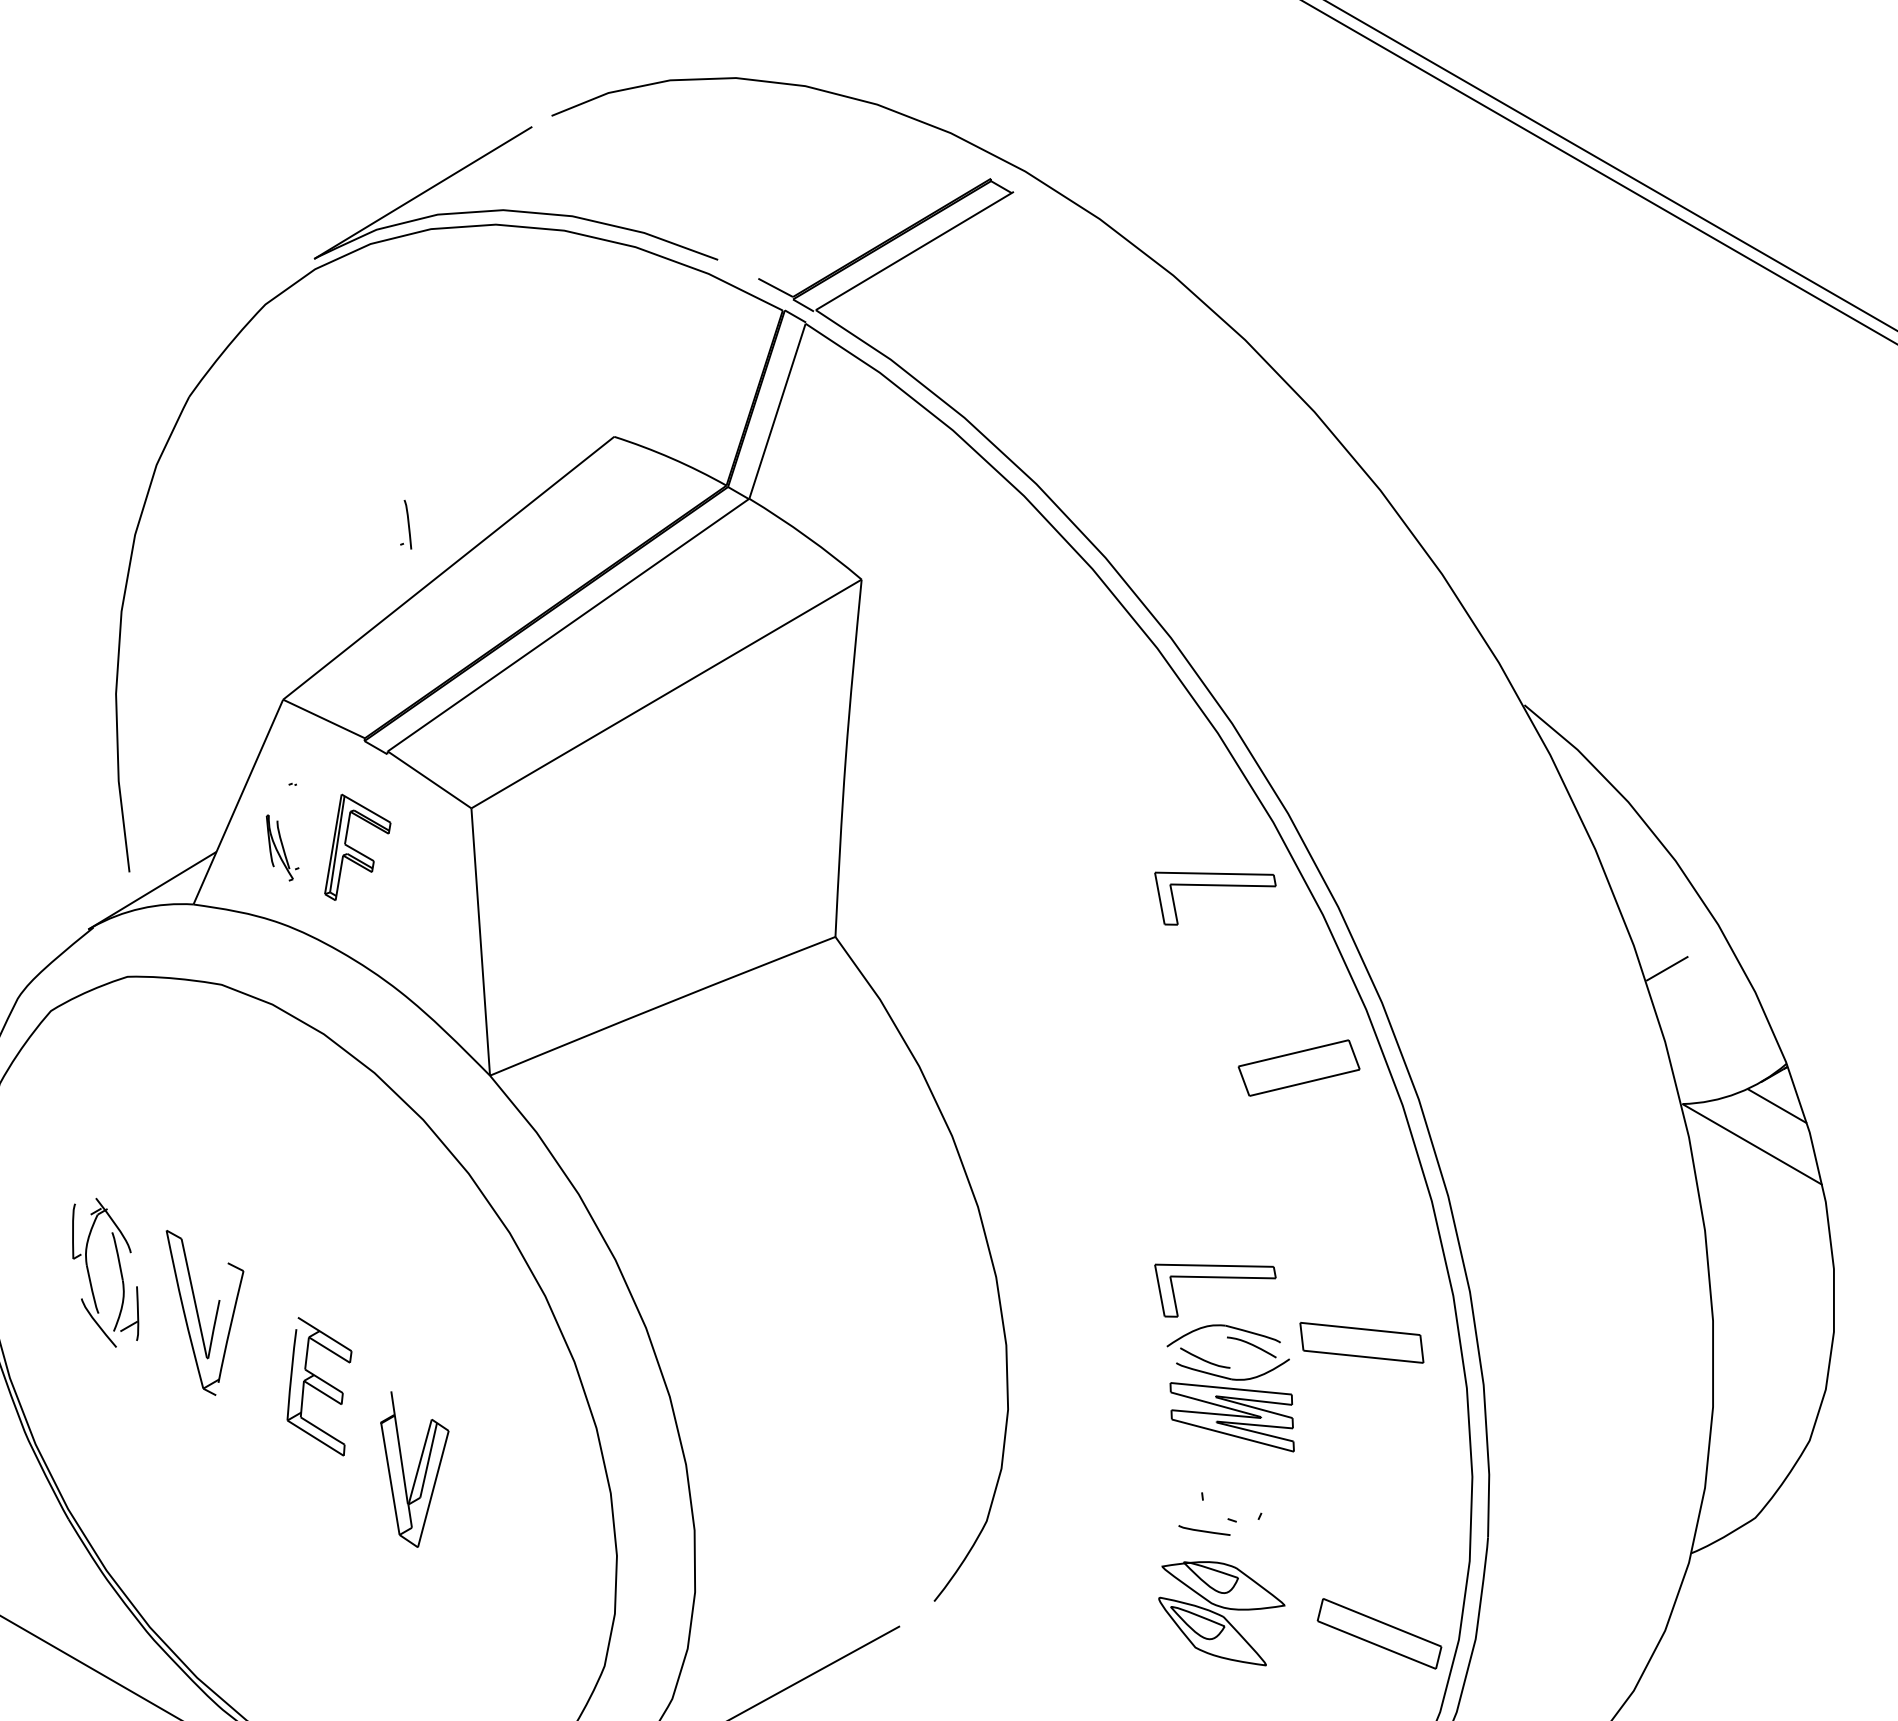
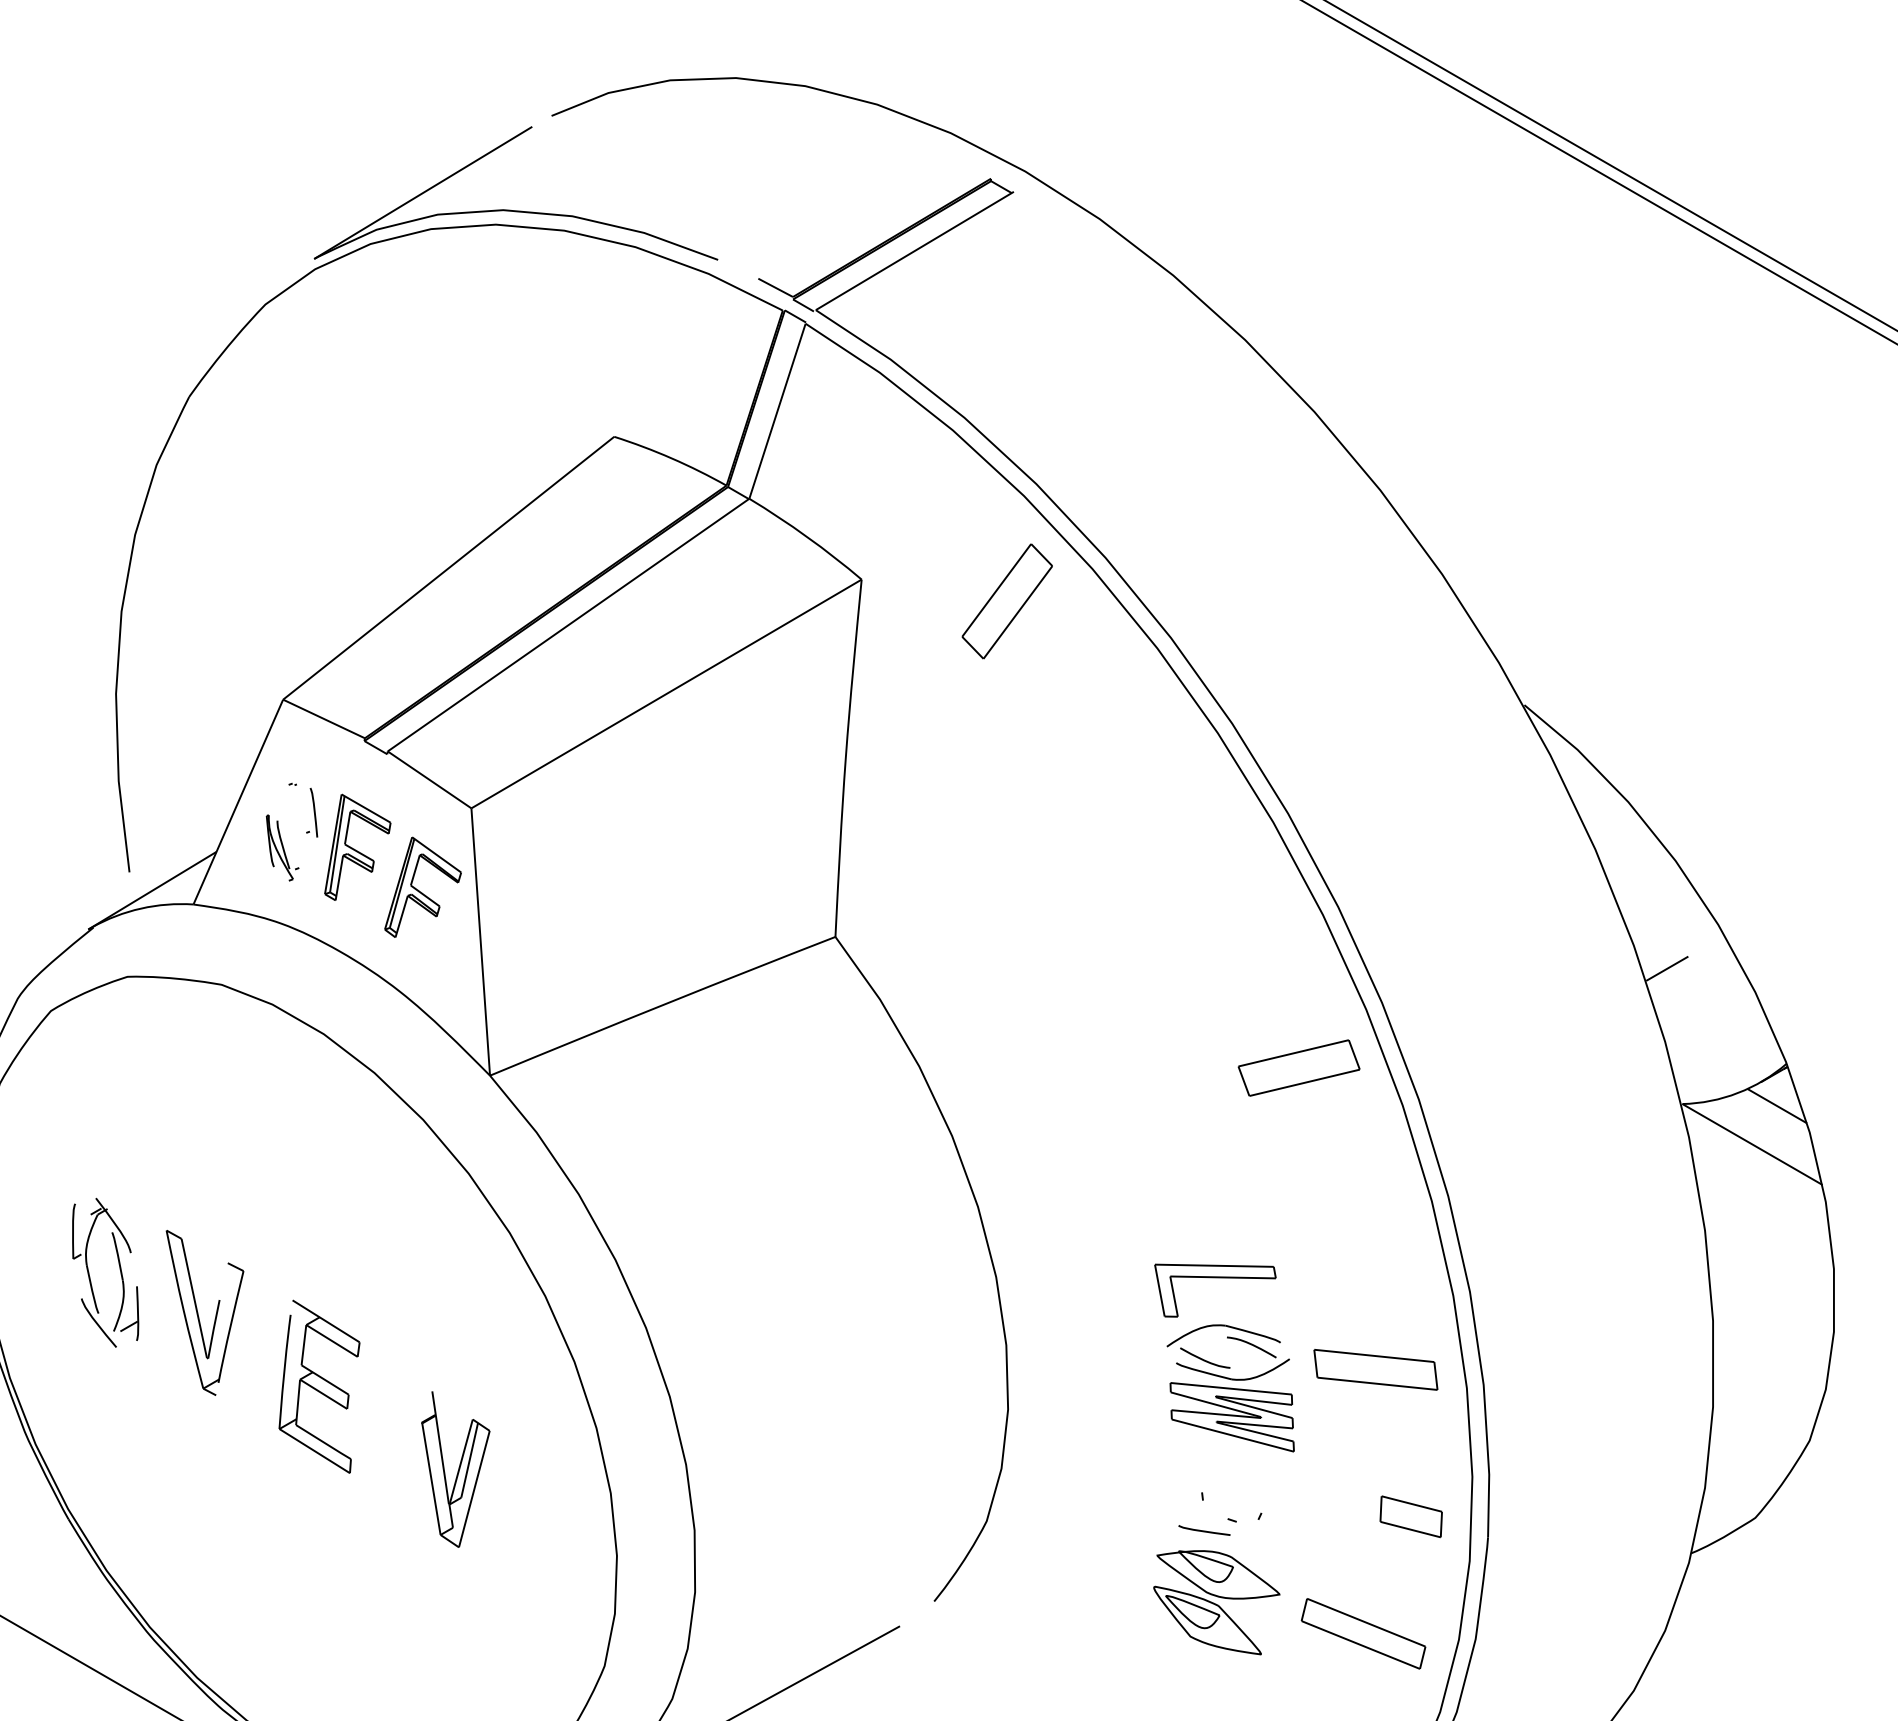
part position: (406, 524) -> (312, 812) (312, 812)
part: none -> present (1006, 601)
part: none -> present (422, 886)
part: present -> none (1215, 886)
part position: (1361, 1342) -> (1375, 1369) (1375, 1369)
part size: 67x140 px -> 83x175 px (319, 1386)
part position: (414, 1469) -> (455, 1469) (455, 1469)
part: none -> present (1410, 1516)
part position: (1221, 1613) -> (1216, 1602) (1216, 1602)
part position: (1379, 1633) -> (1363, 1633) (1363, 1633)
